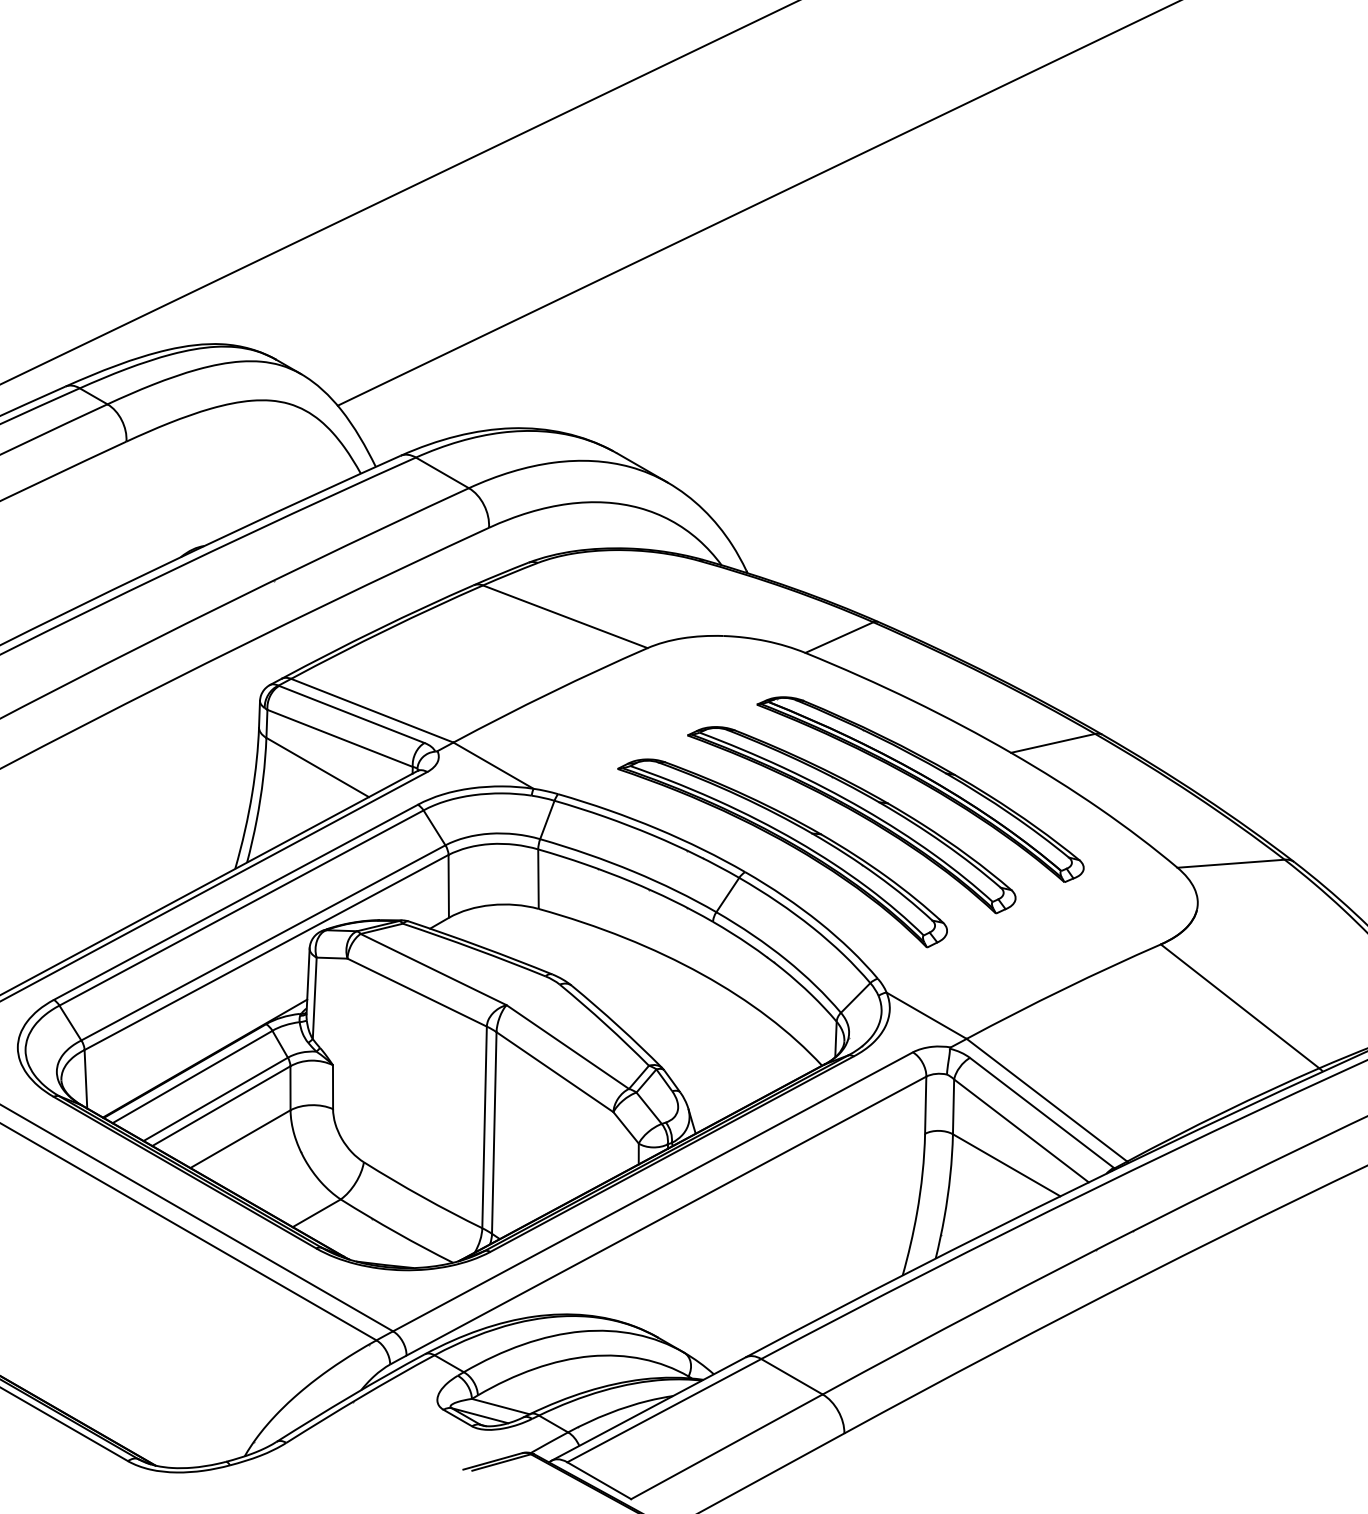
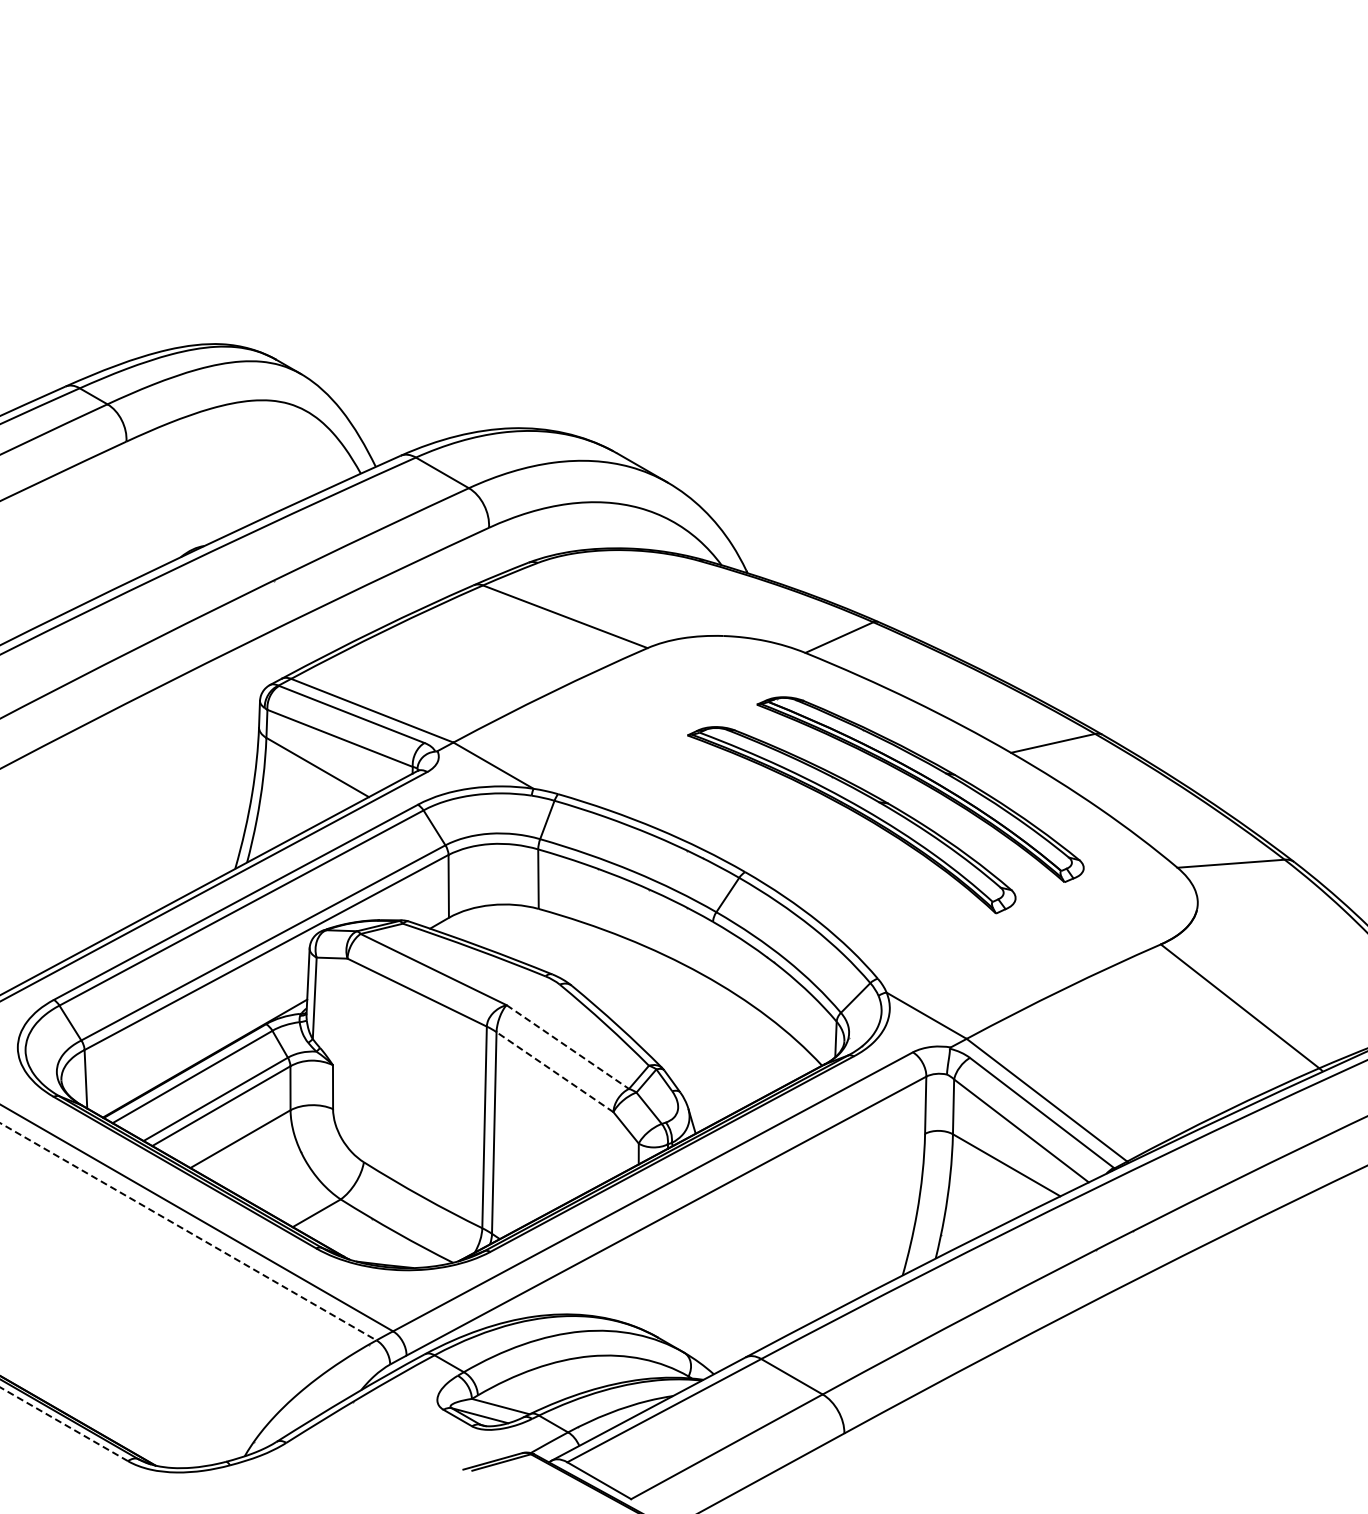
line: present -> none (398, 192)
line: present -> none (756, 203)
part: present -> none (788, 845)
line: solid -> dashed (568, 1047)
line: solid -> dashed (555, 1072)
line: solid -> dashed (188, 1232)
line: solid -> dashed (64, 1424)
